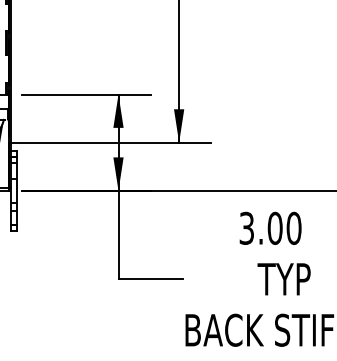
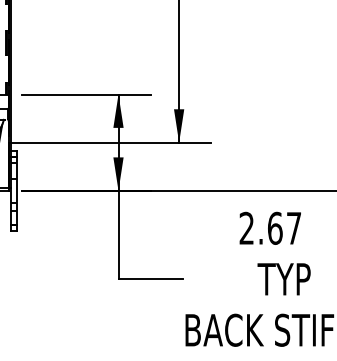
text: 3.00 -> 2.67 (270, 227)
